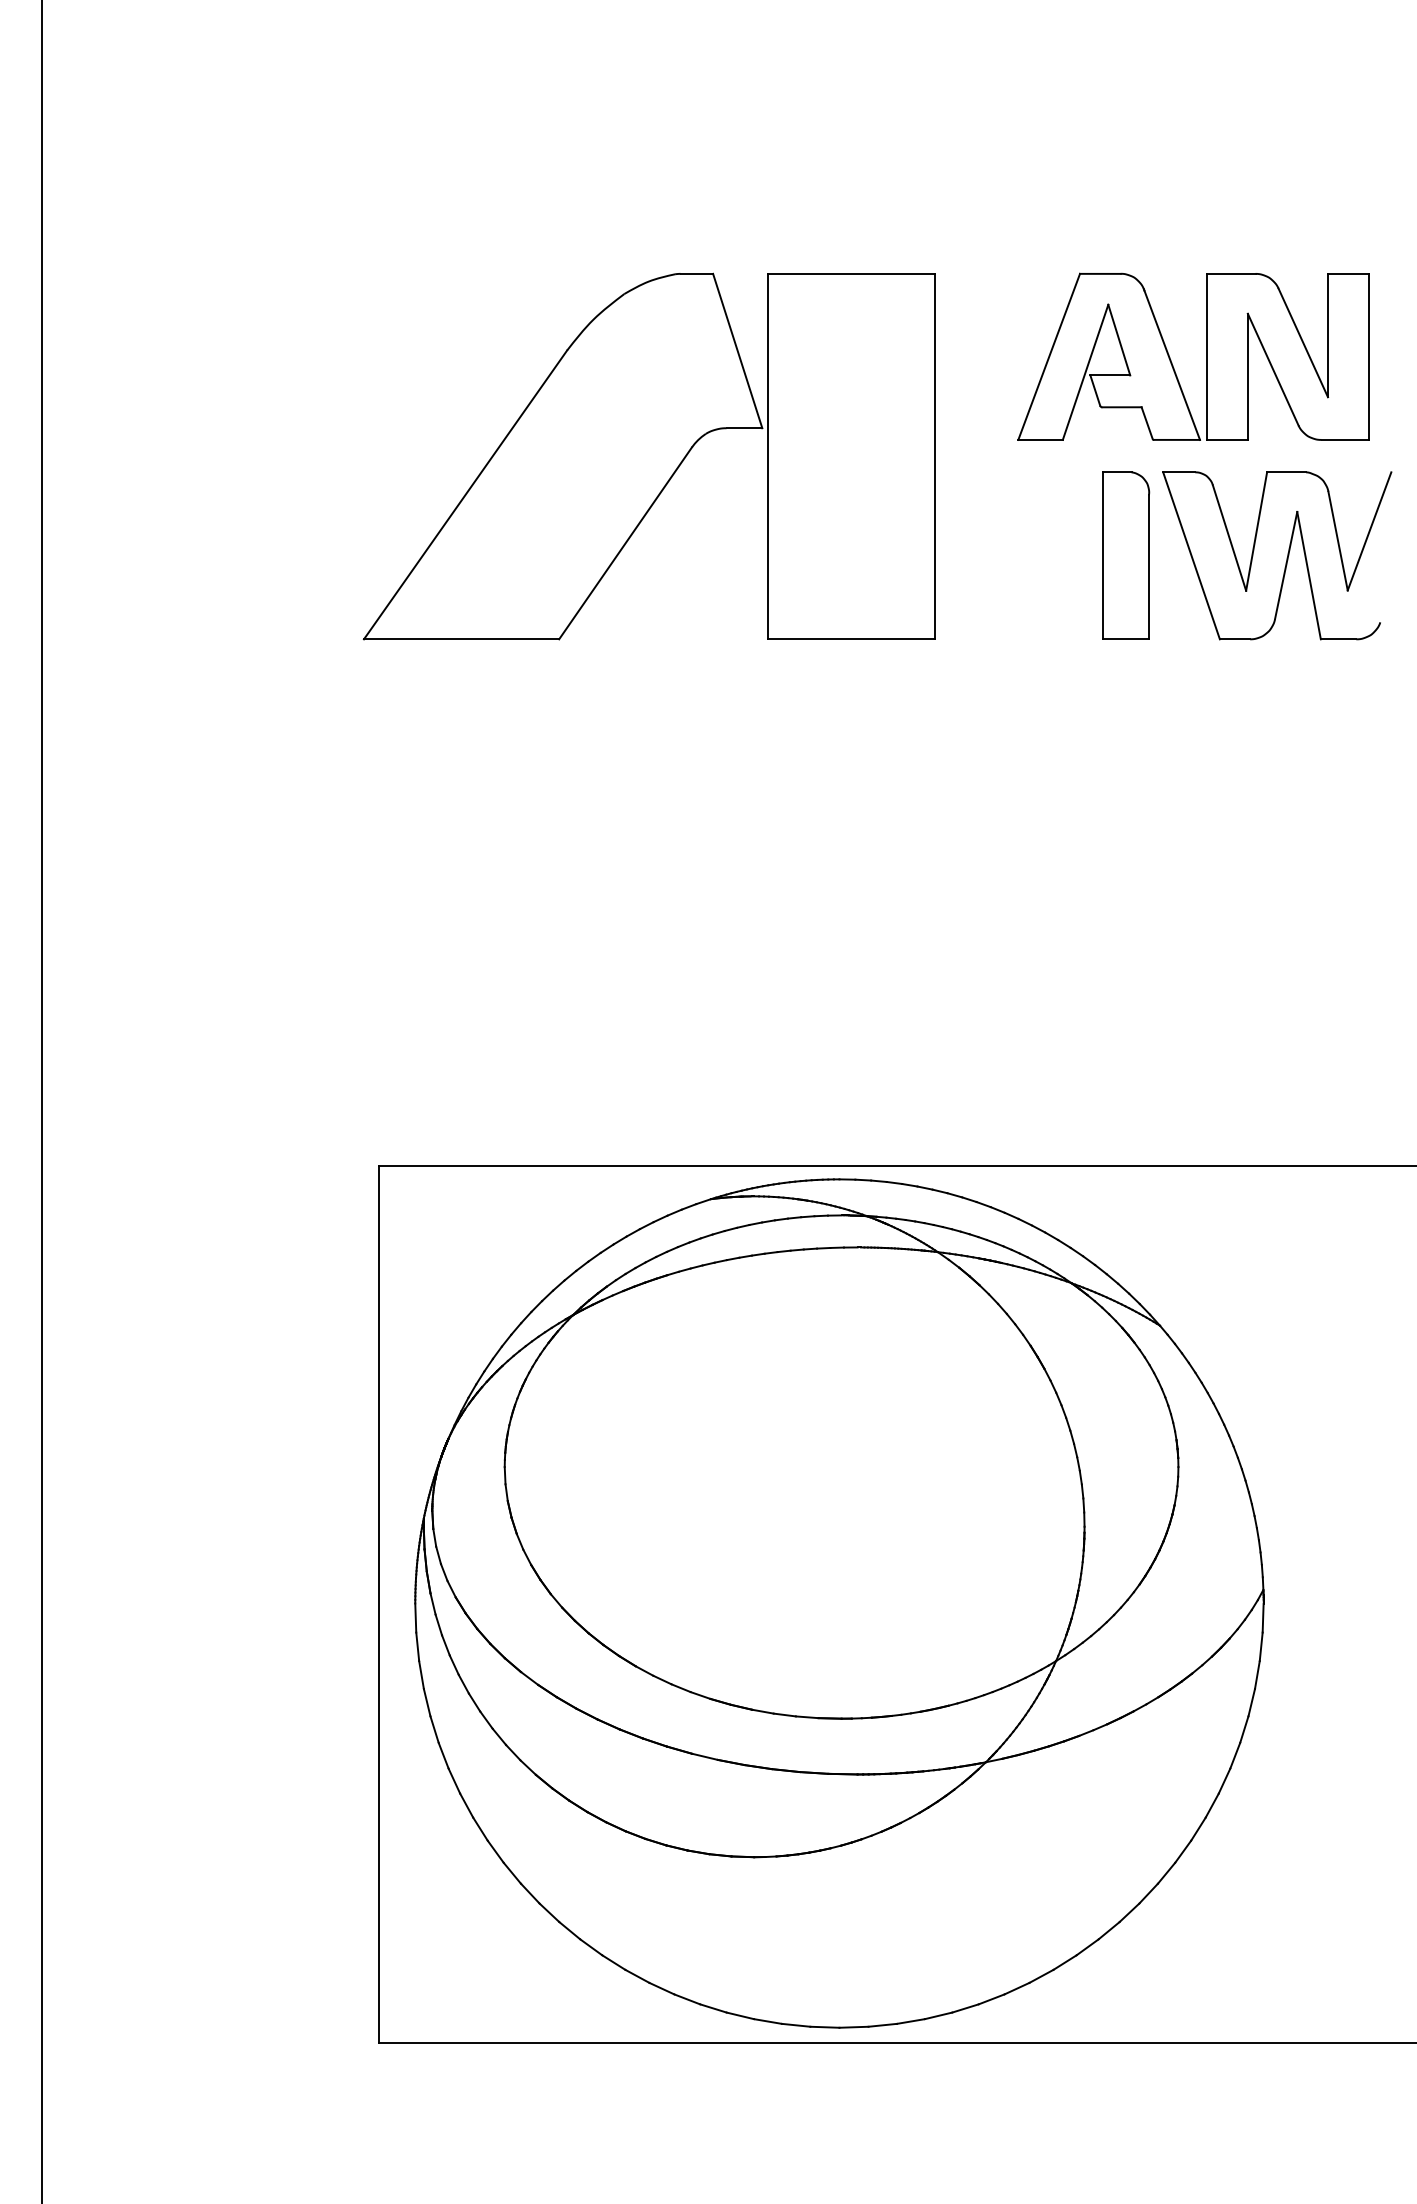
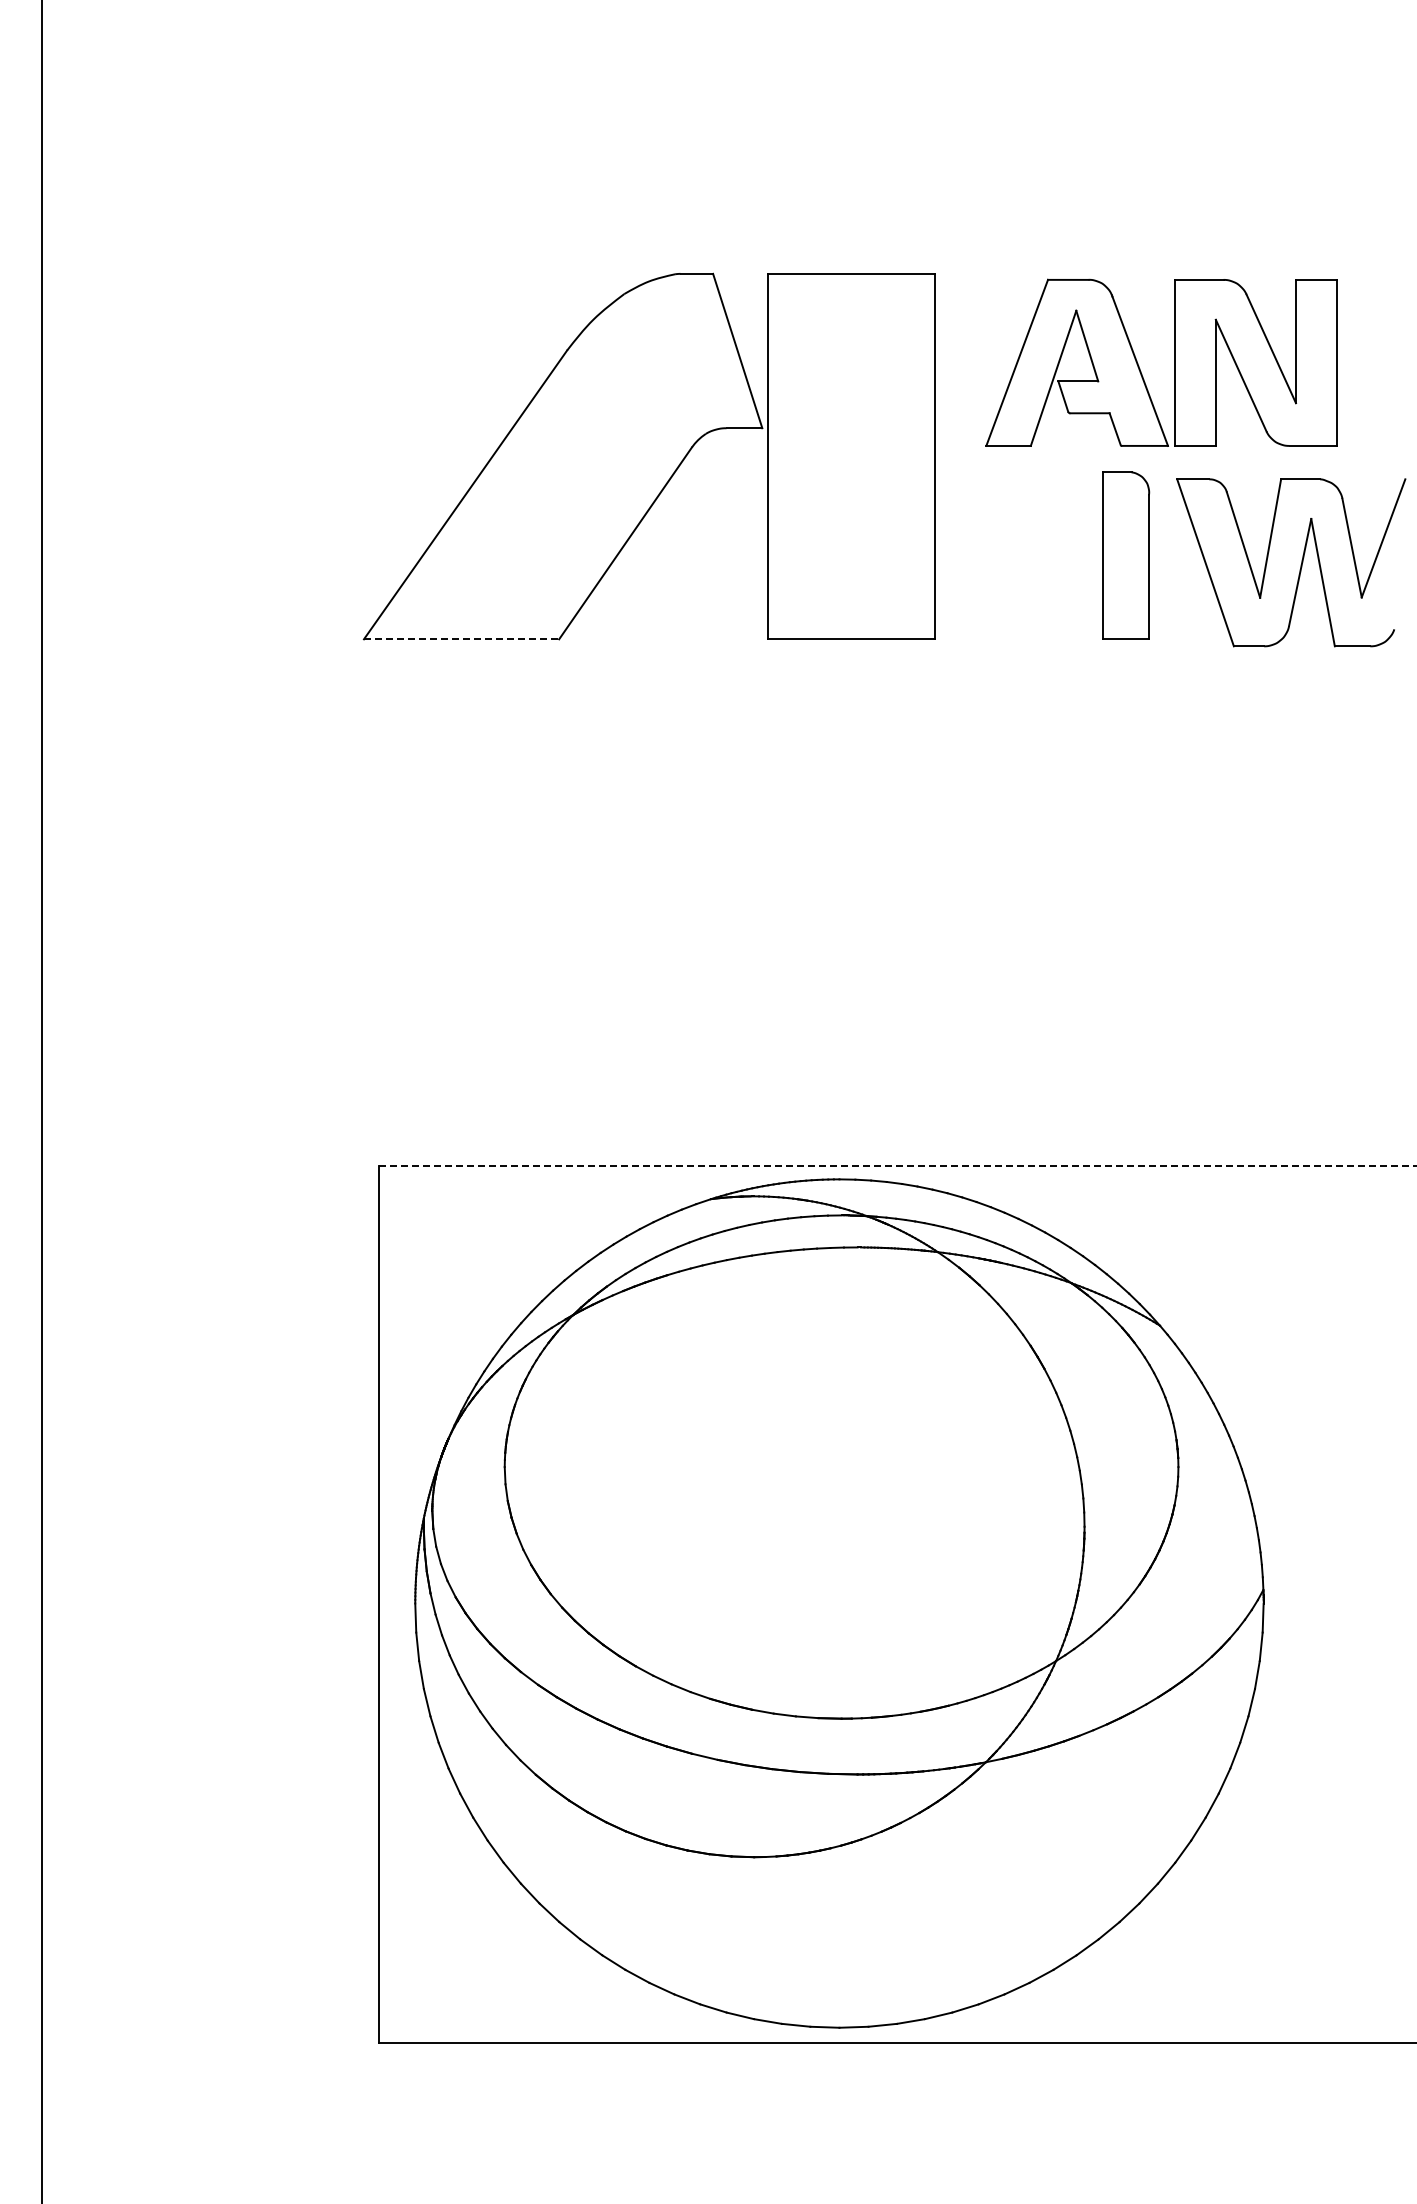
part position: (1206, 356) -> (1174, 362) (1174, 362)
part position: (1286, 557) -> (1300, 564) (1300, 564)
line: solid -> dashed (461, 639)
line: solid -> dashed (897, 1165)
